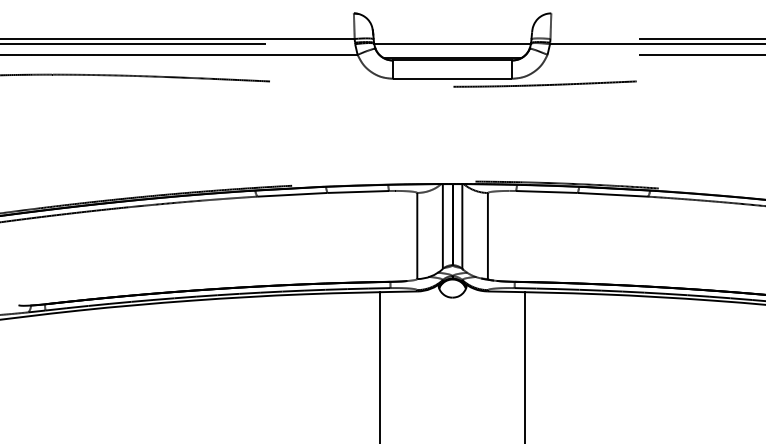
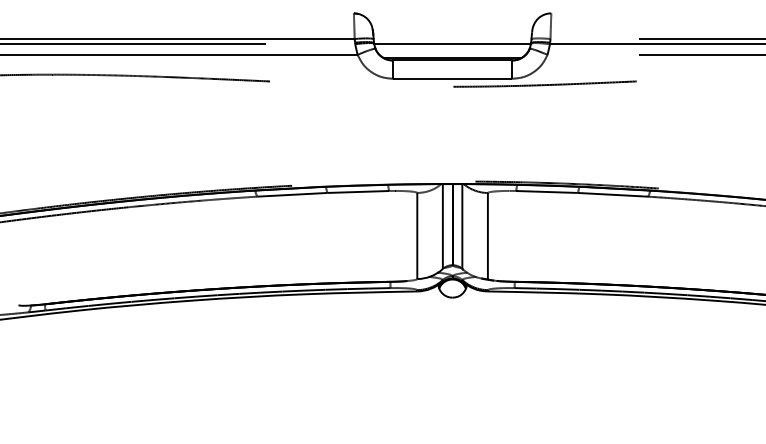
line: present -> none (379, 365)
line: present -> none (525, 366)
